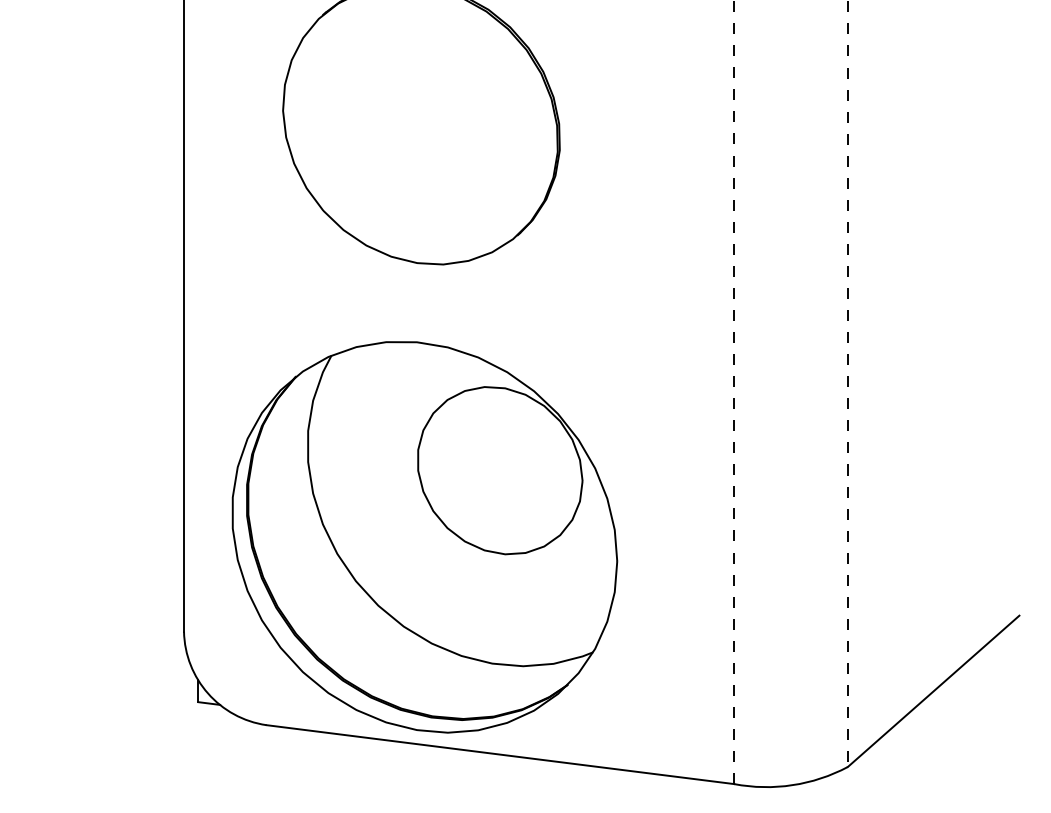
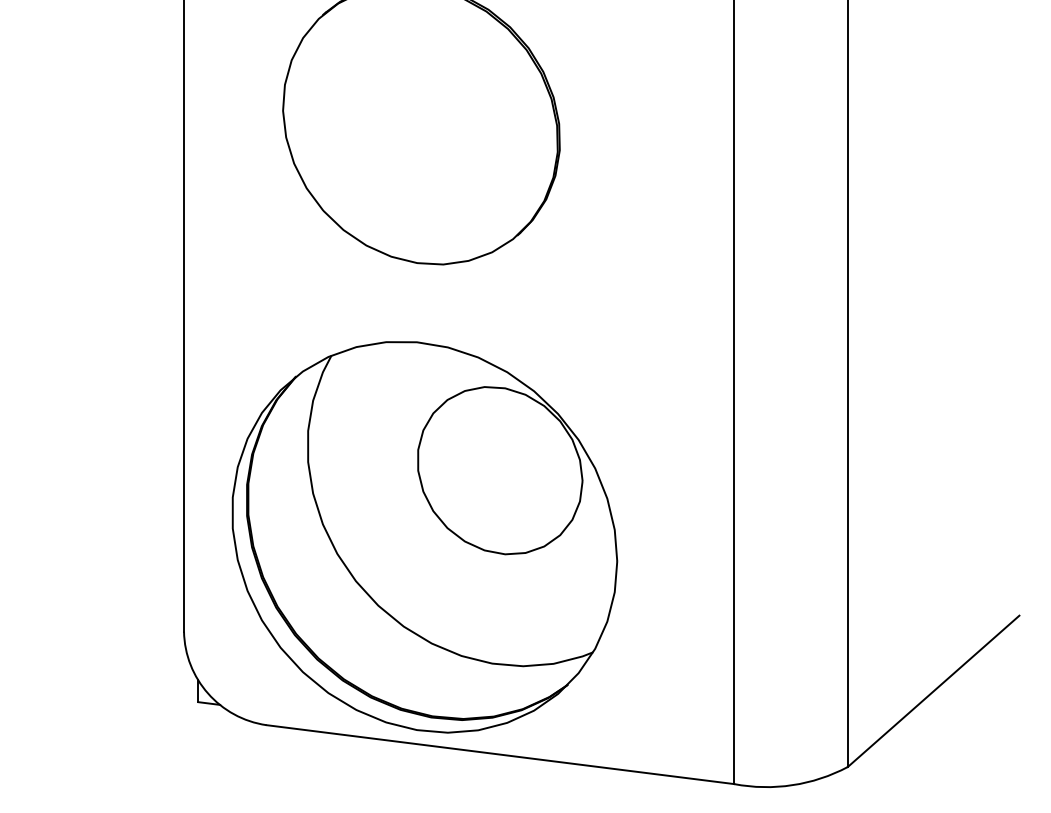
line: dashed -> solid (847, 383)
line: dashed -> solid (734, 392)
